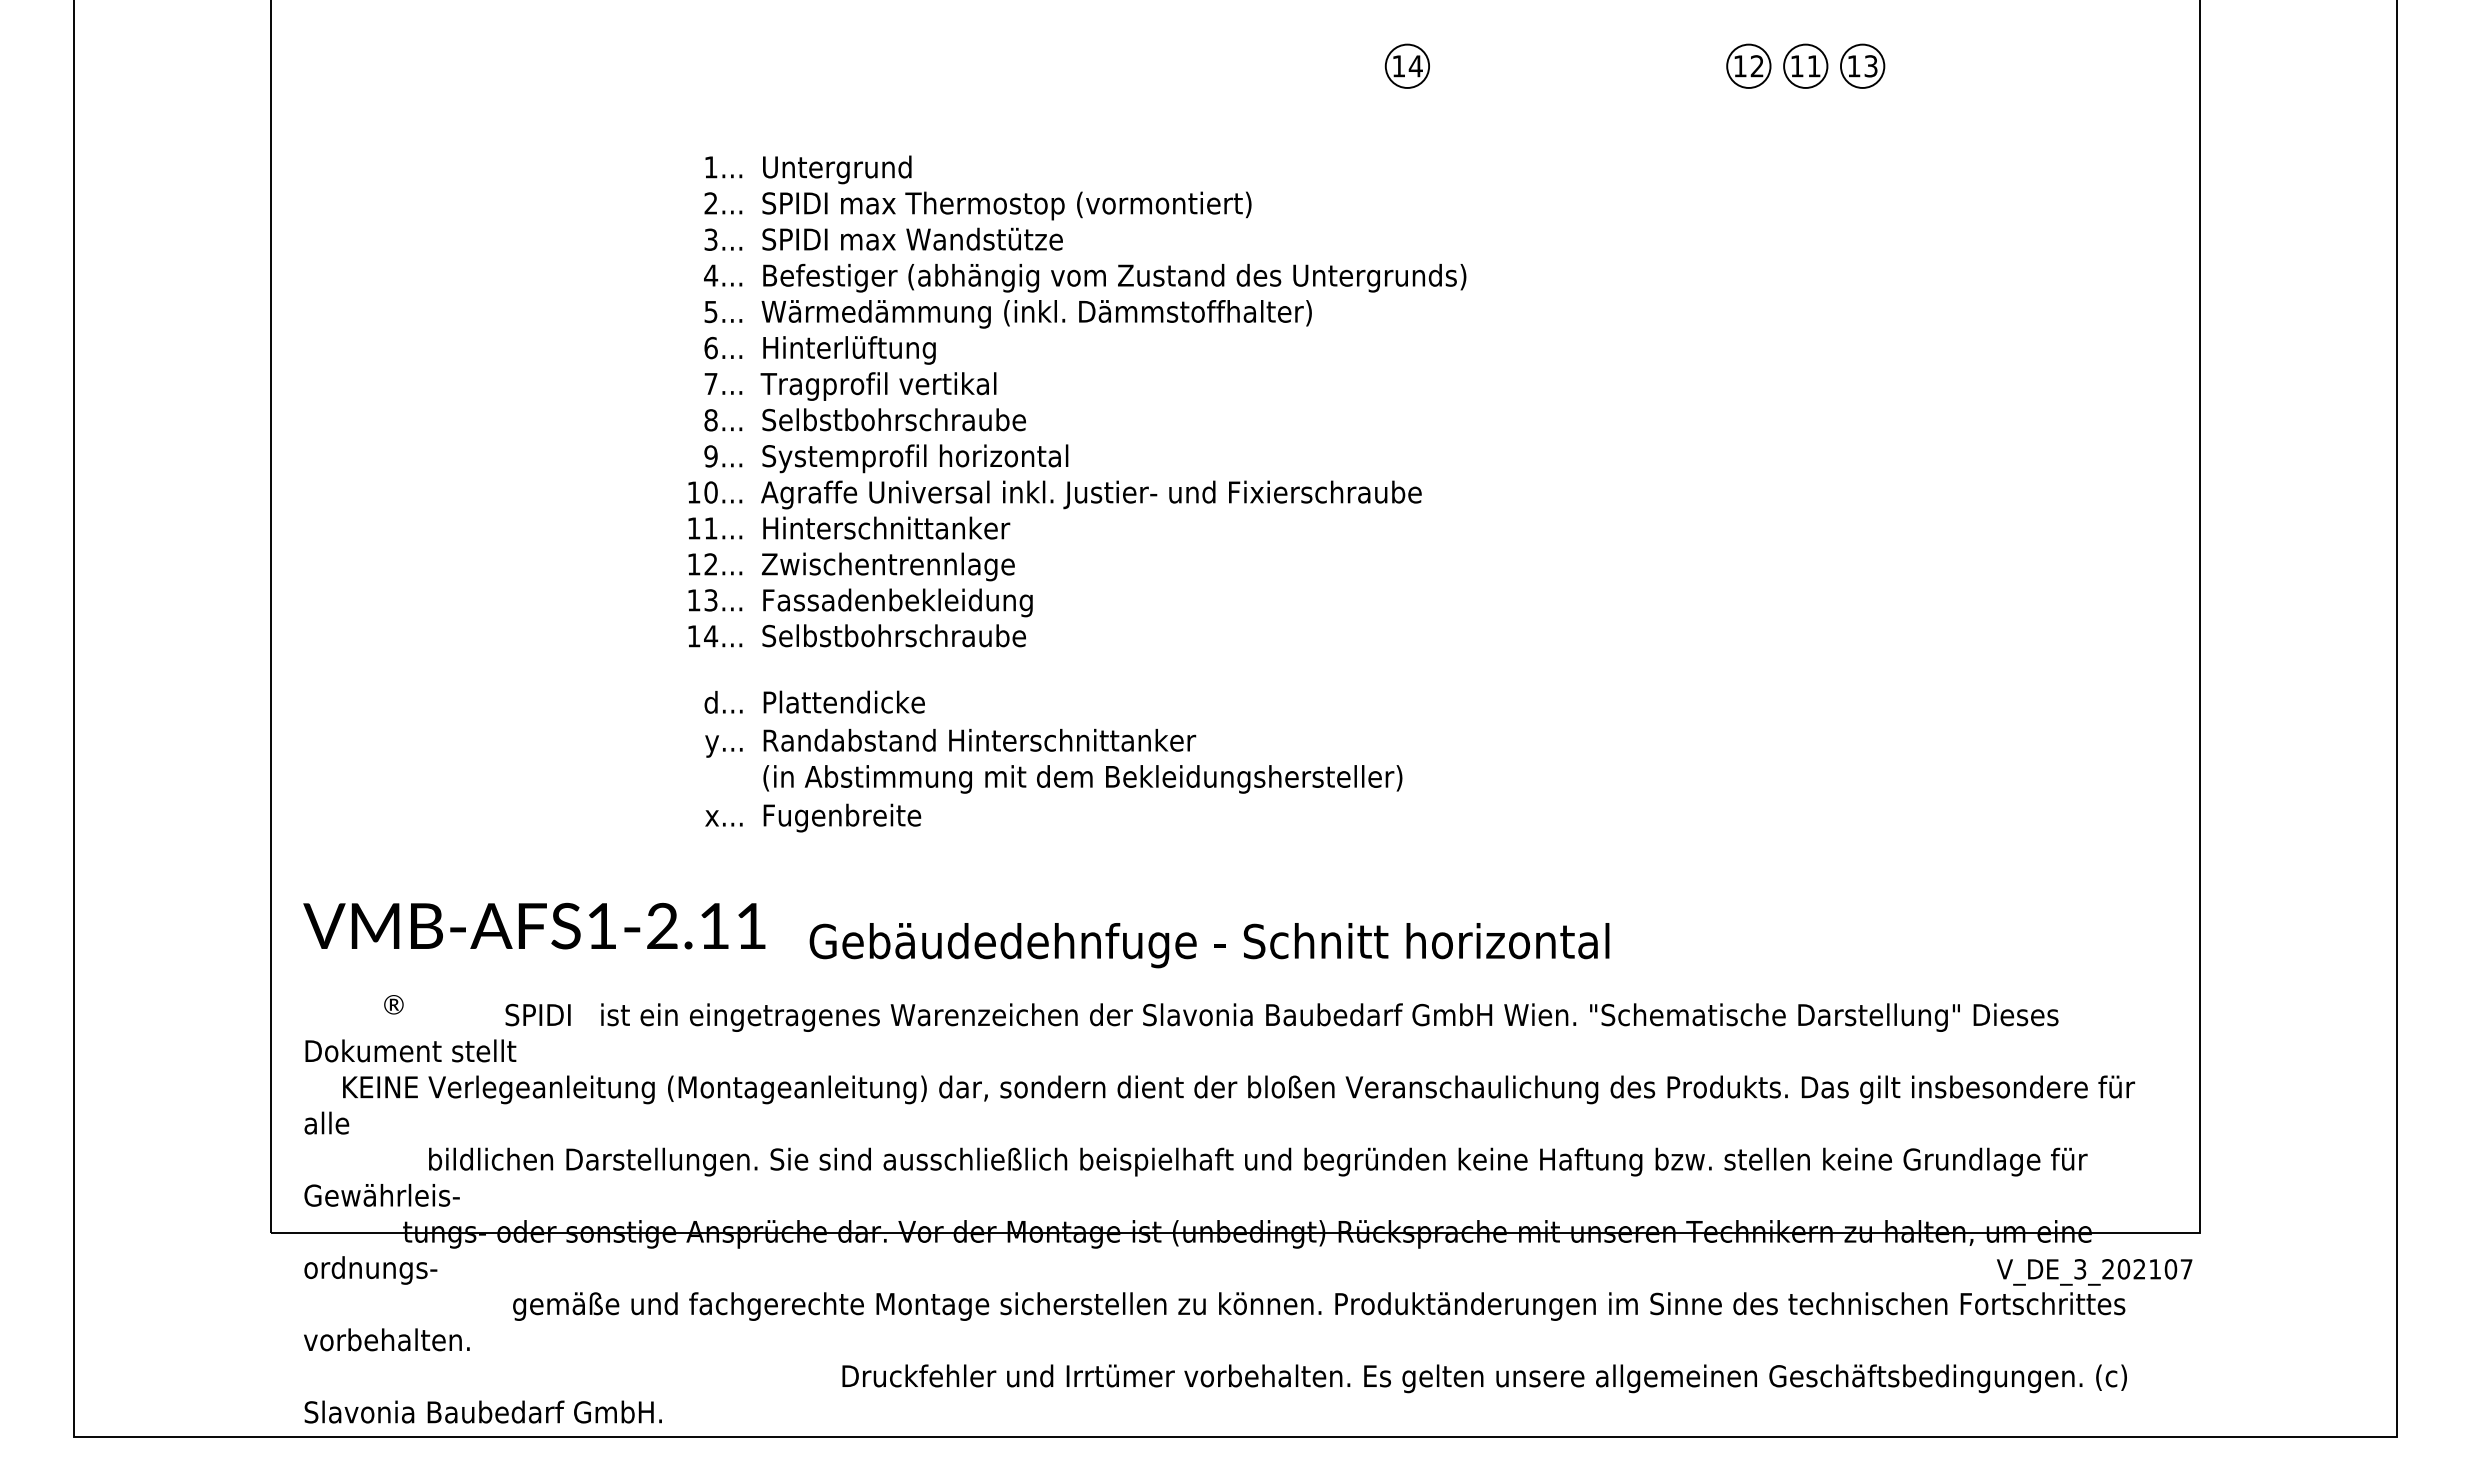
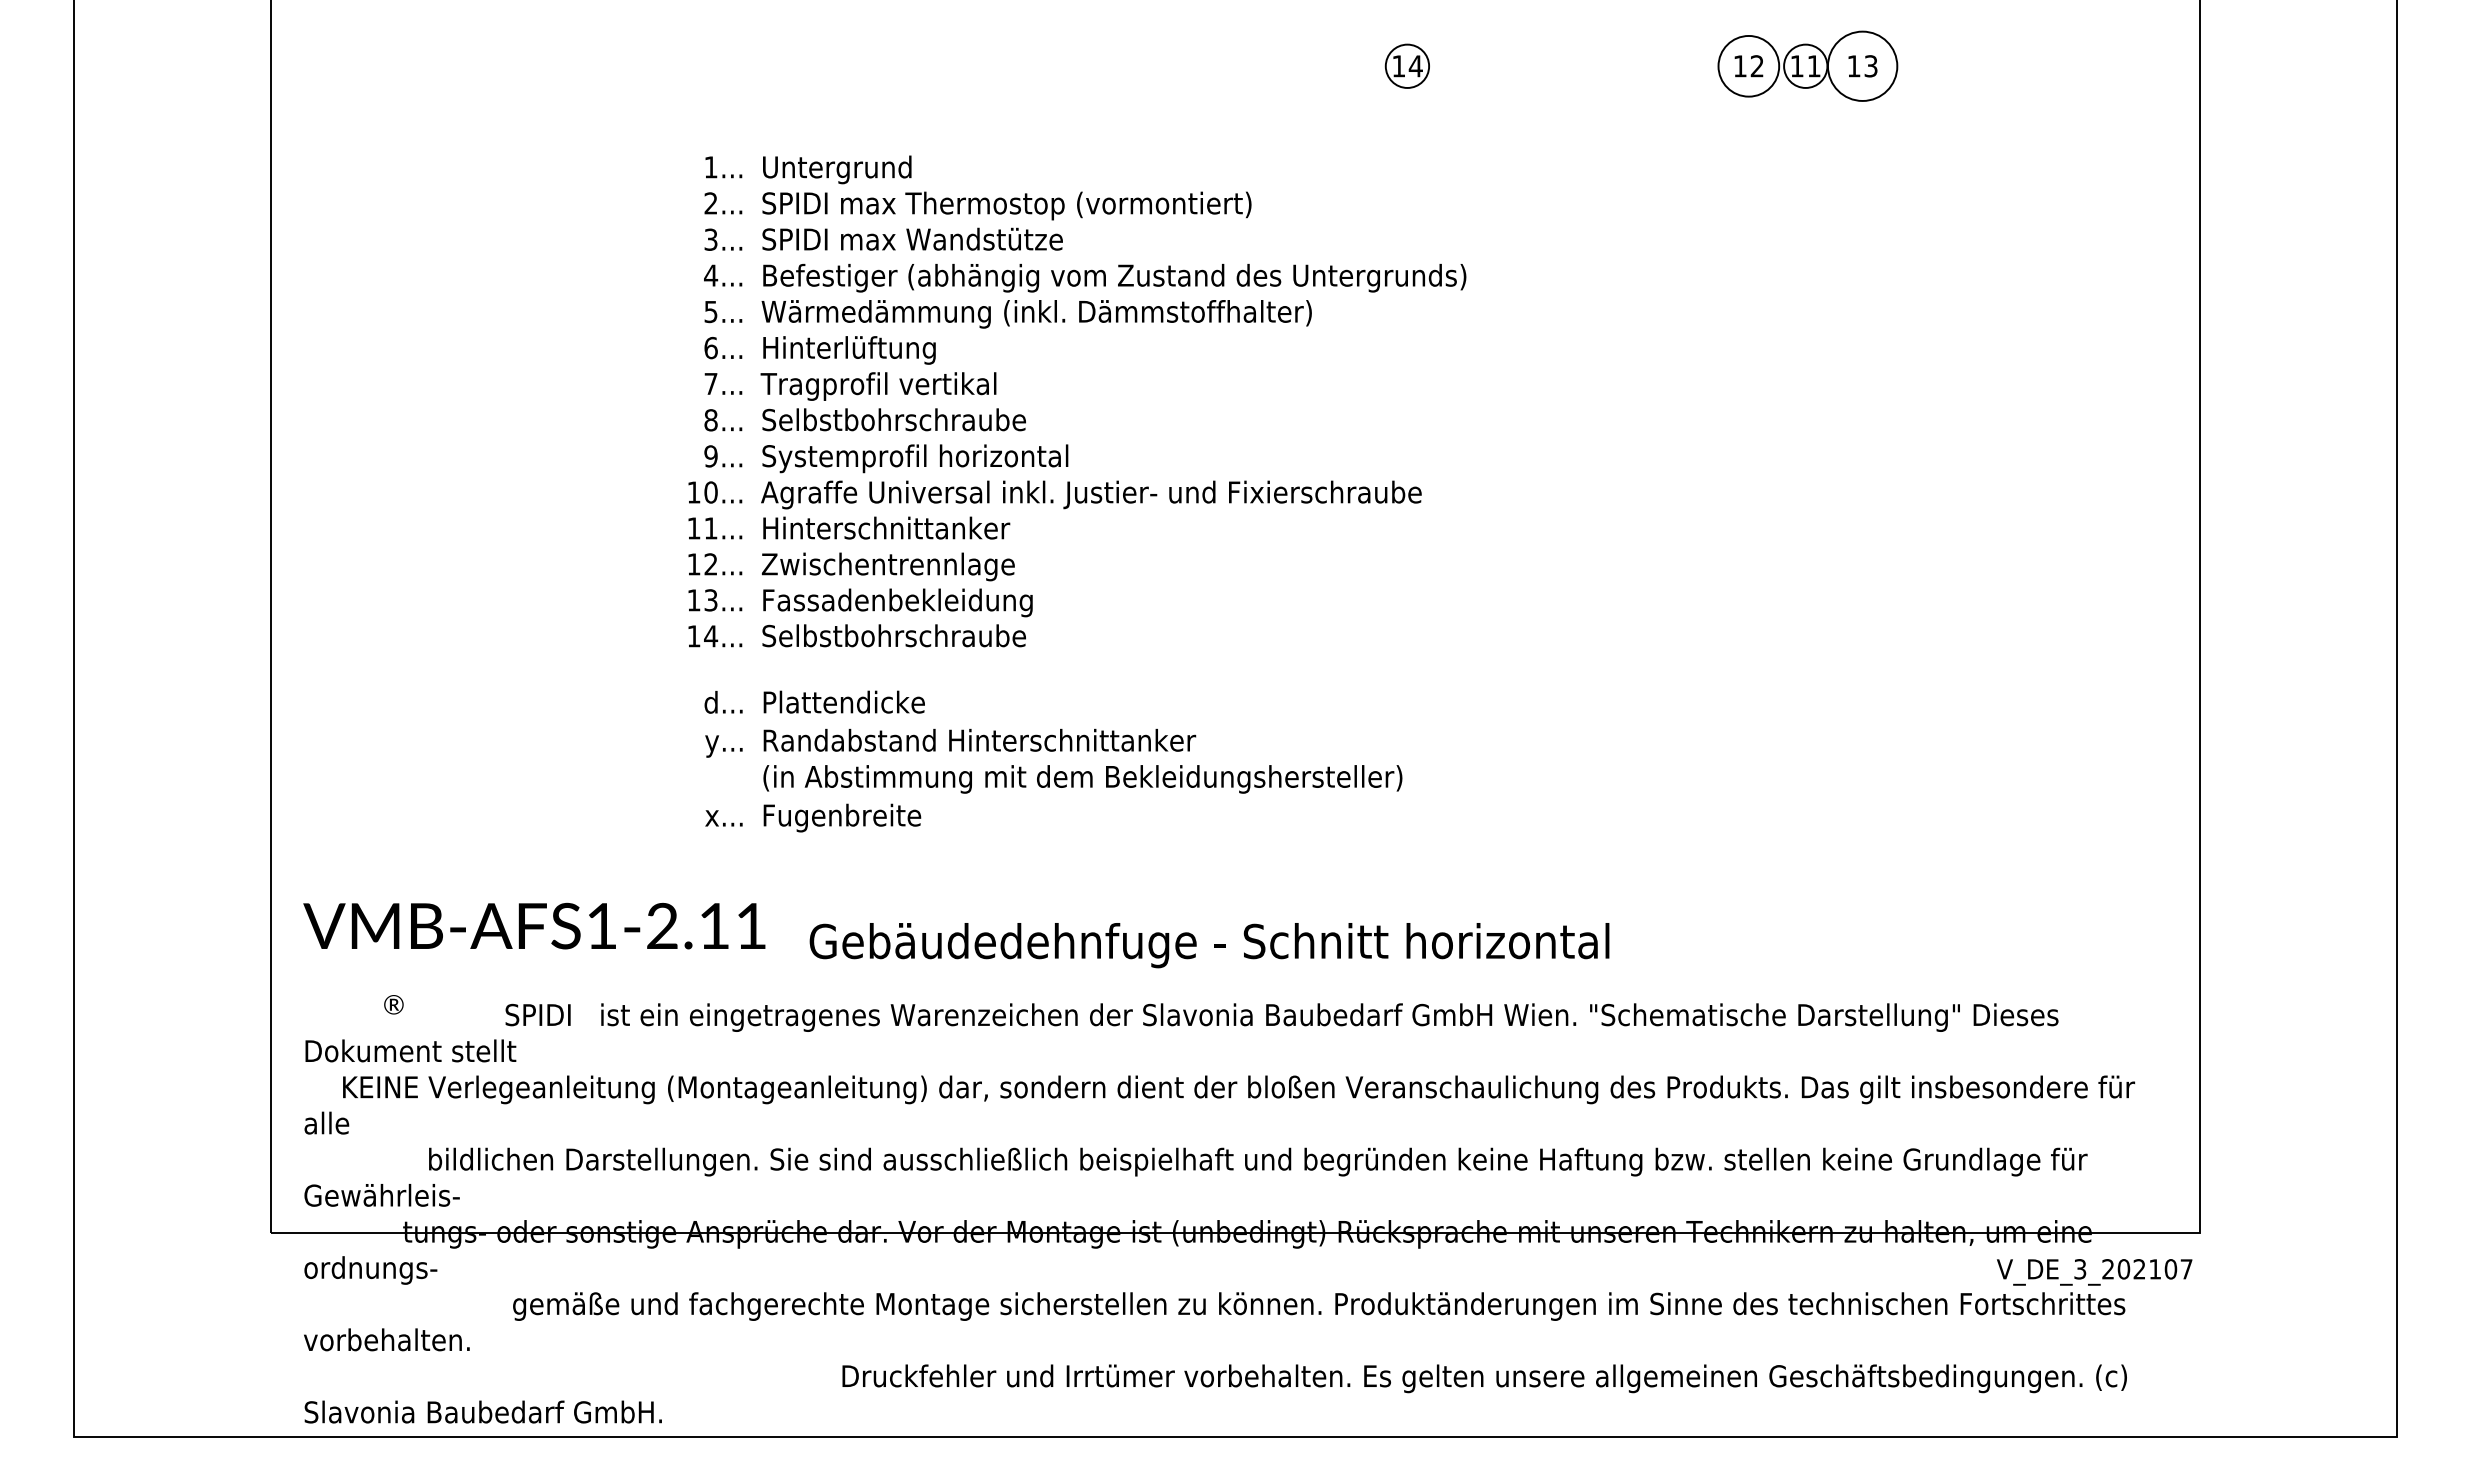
circle diameter: 43 px -> 61 px (1748, 65)
circle diameter: 43 px -> 69 px (1862, 65)
